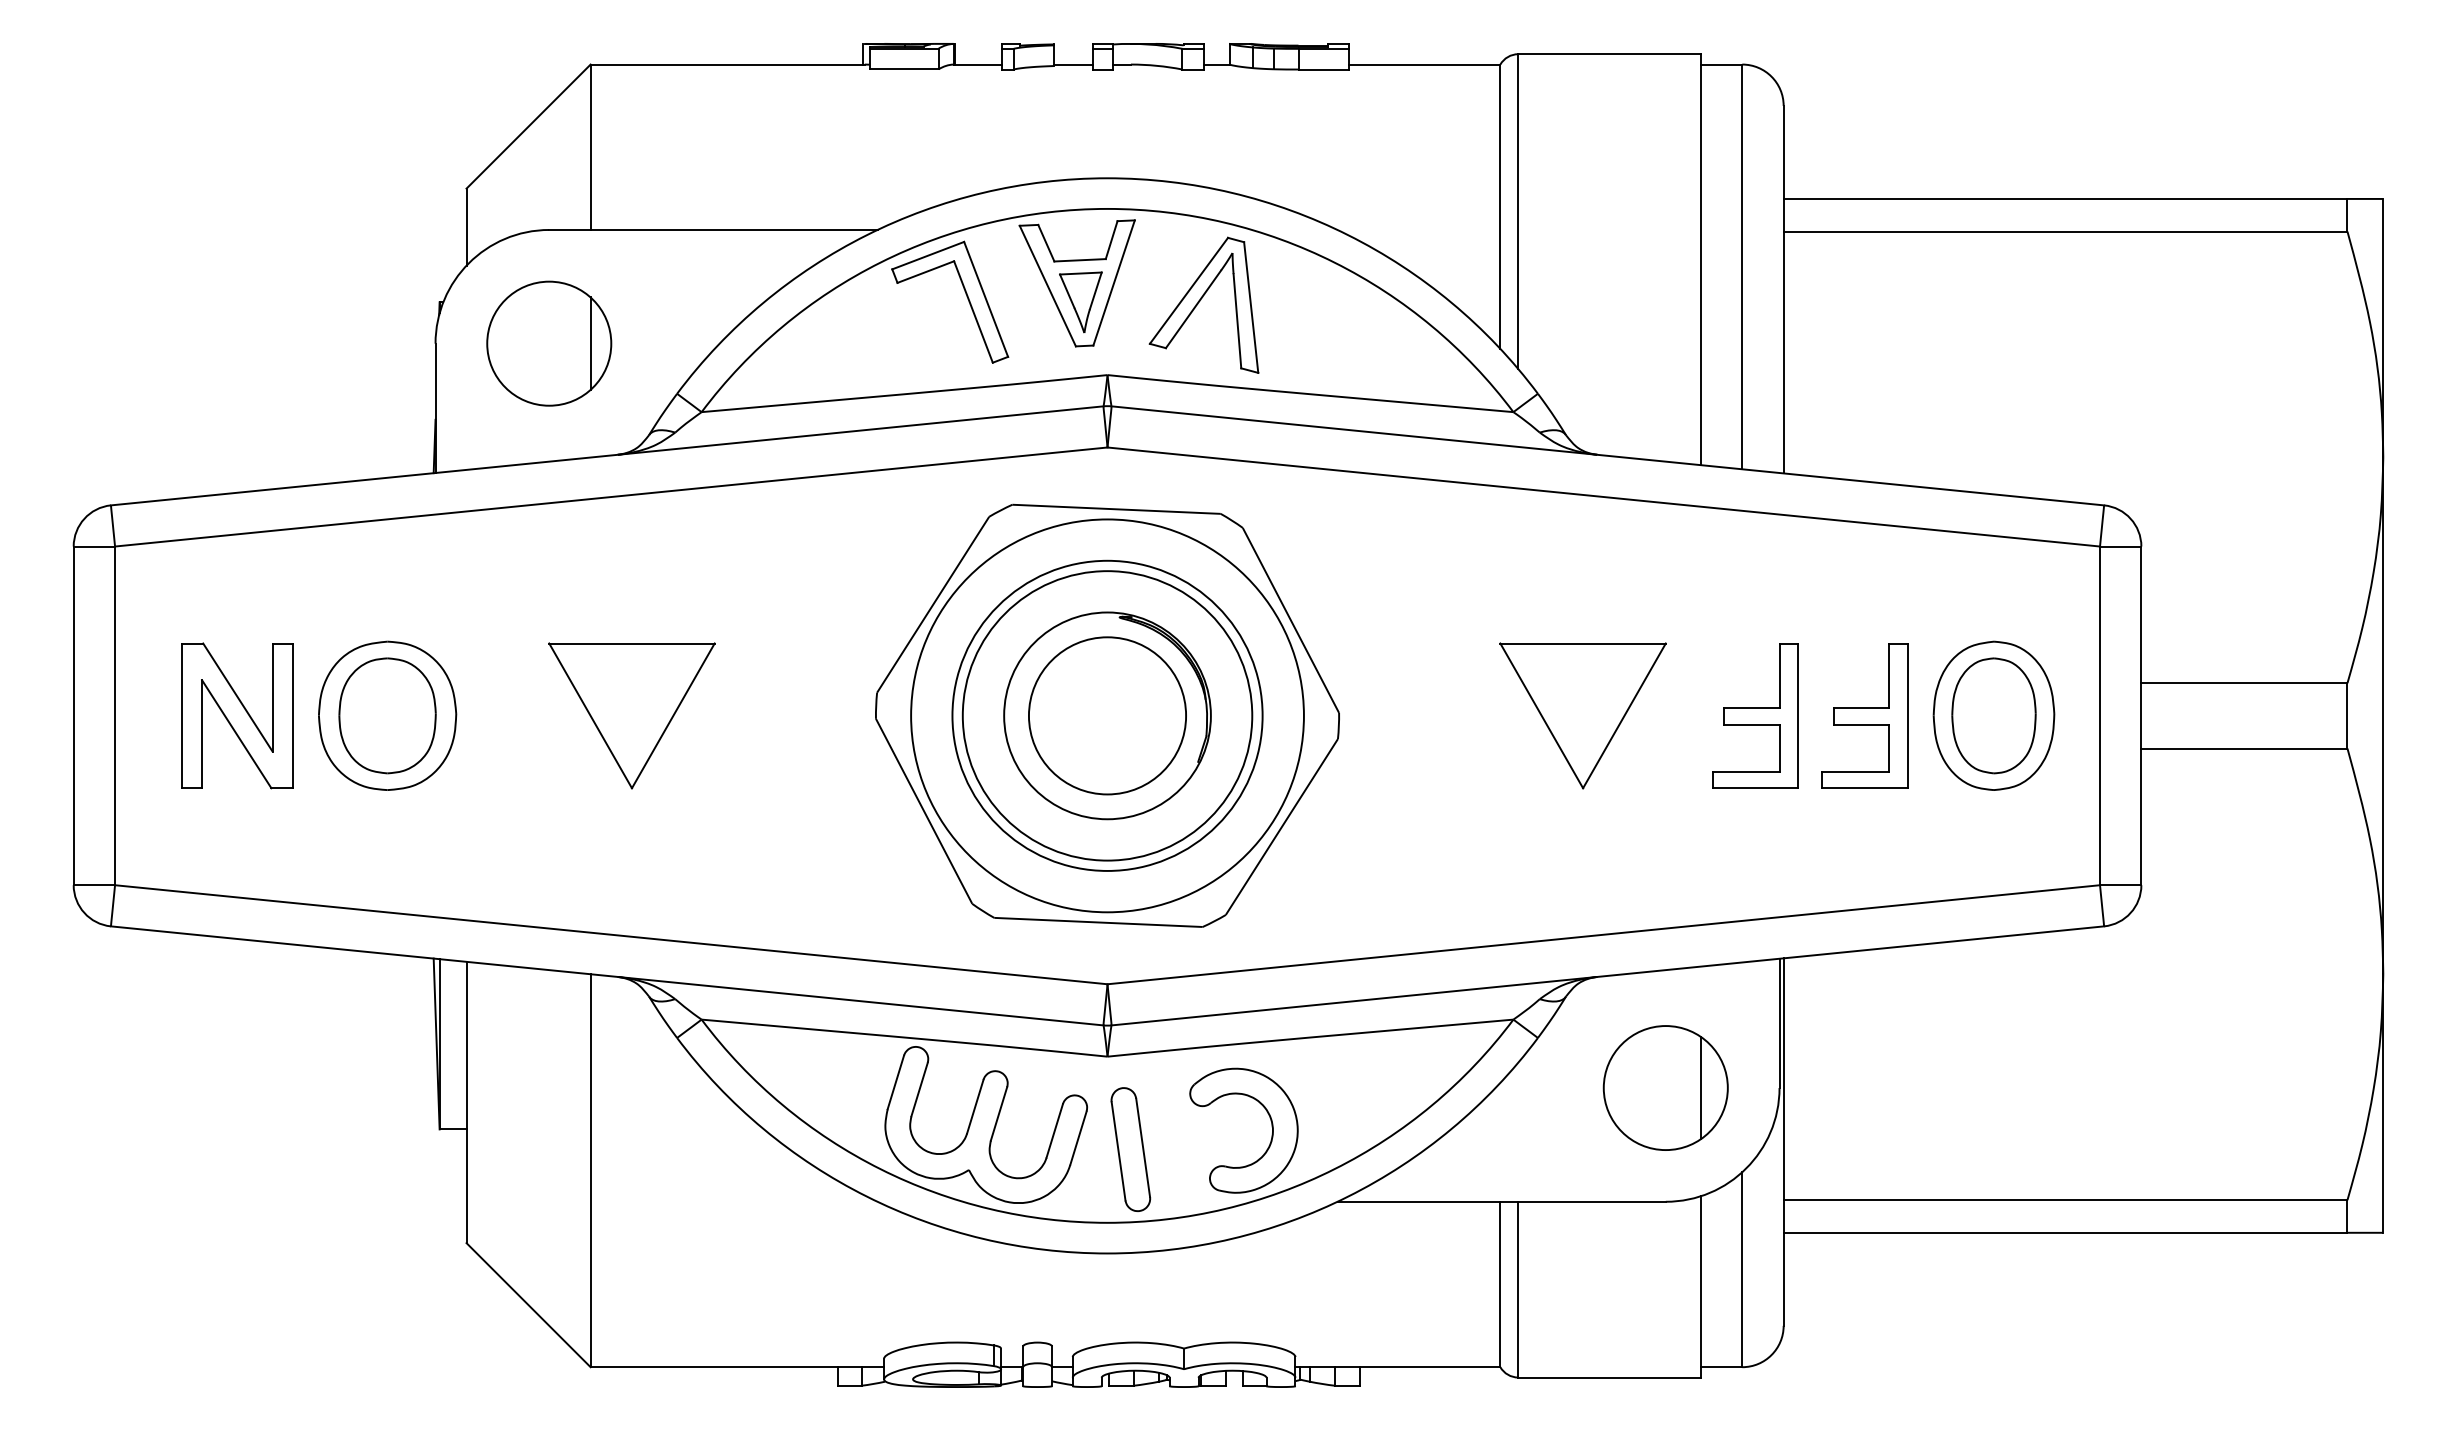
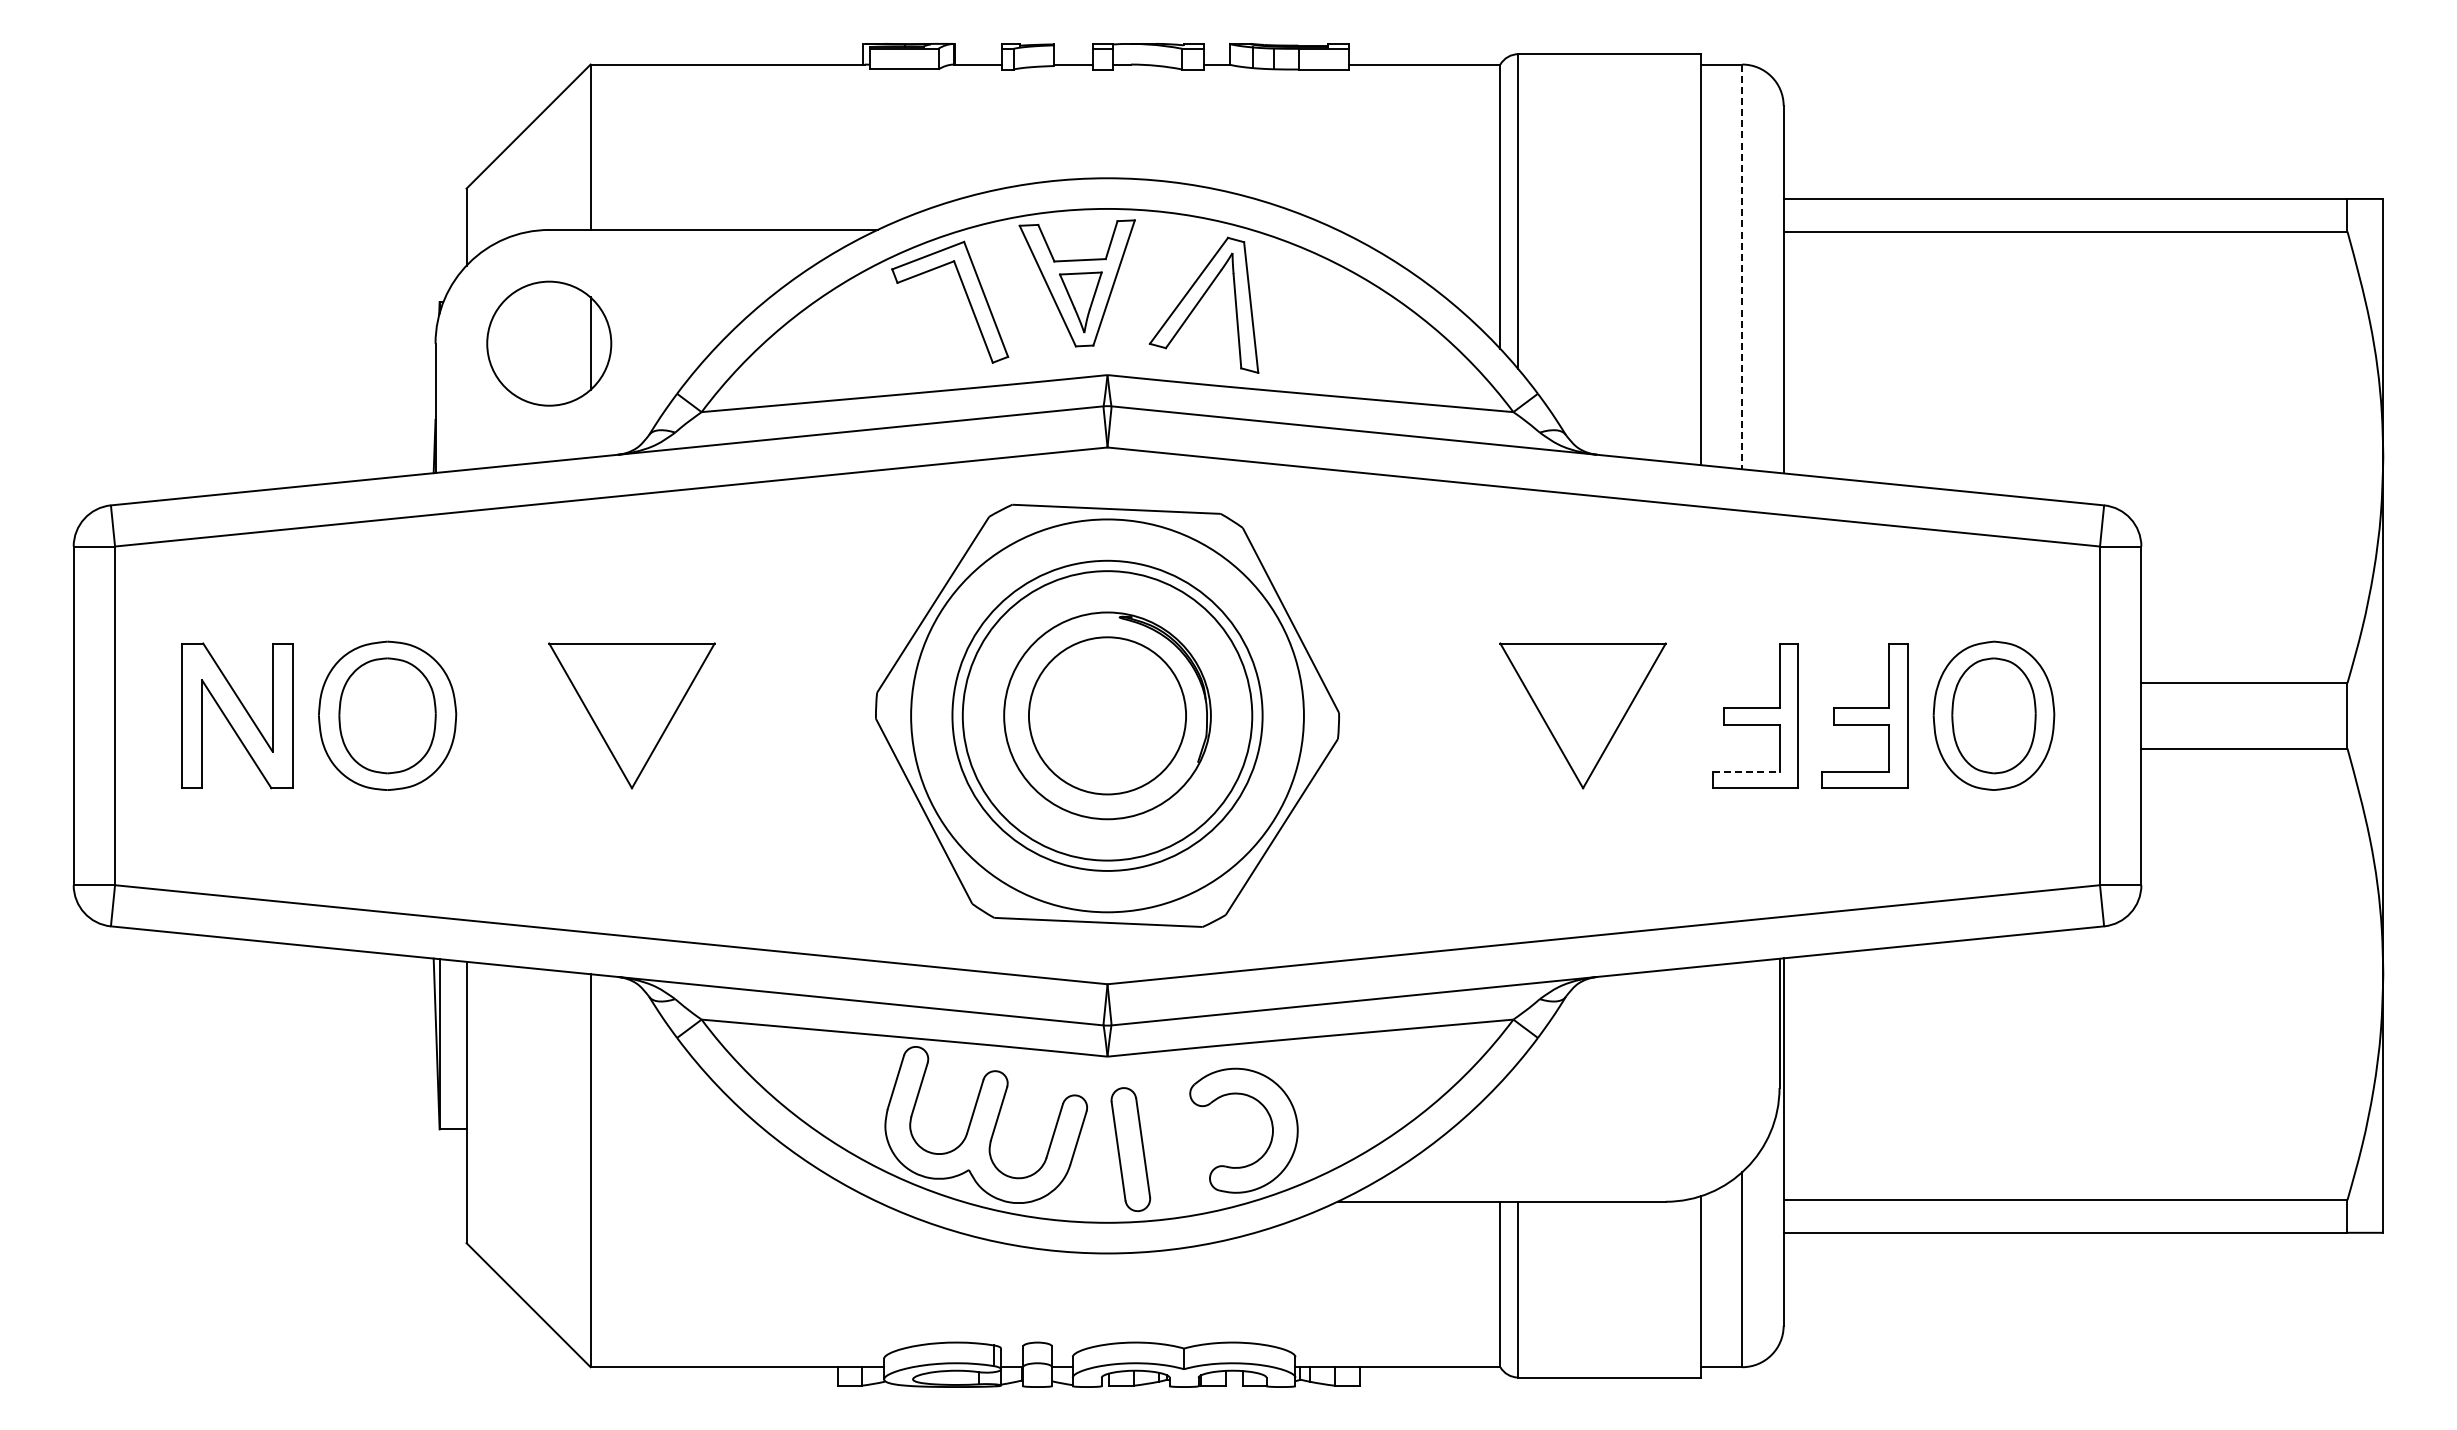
line: solid -> dashed (1742, 267)
line: solid -> dashed (1746, 771)
part: present -> none (1665, 1087)
